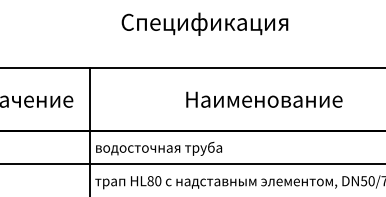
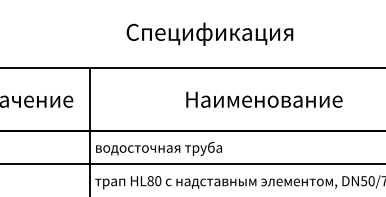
text position: (204, 23) -> (209, 33) (209, 33)
